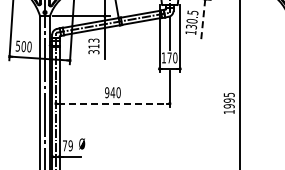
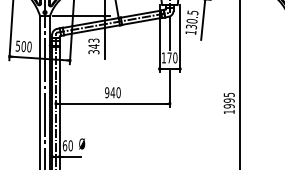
line: dashed -> solid (203, 20)
text: 313 -> 343 (93, 46)
line: dashed -> solid (113, 103)
text: 79 -> 60 (67, 145)
